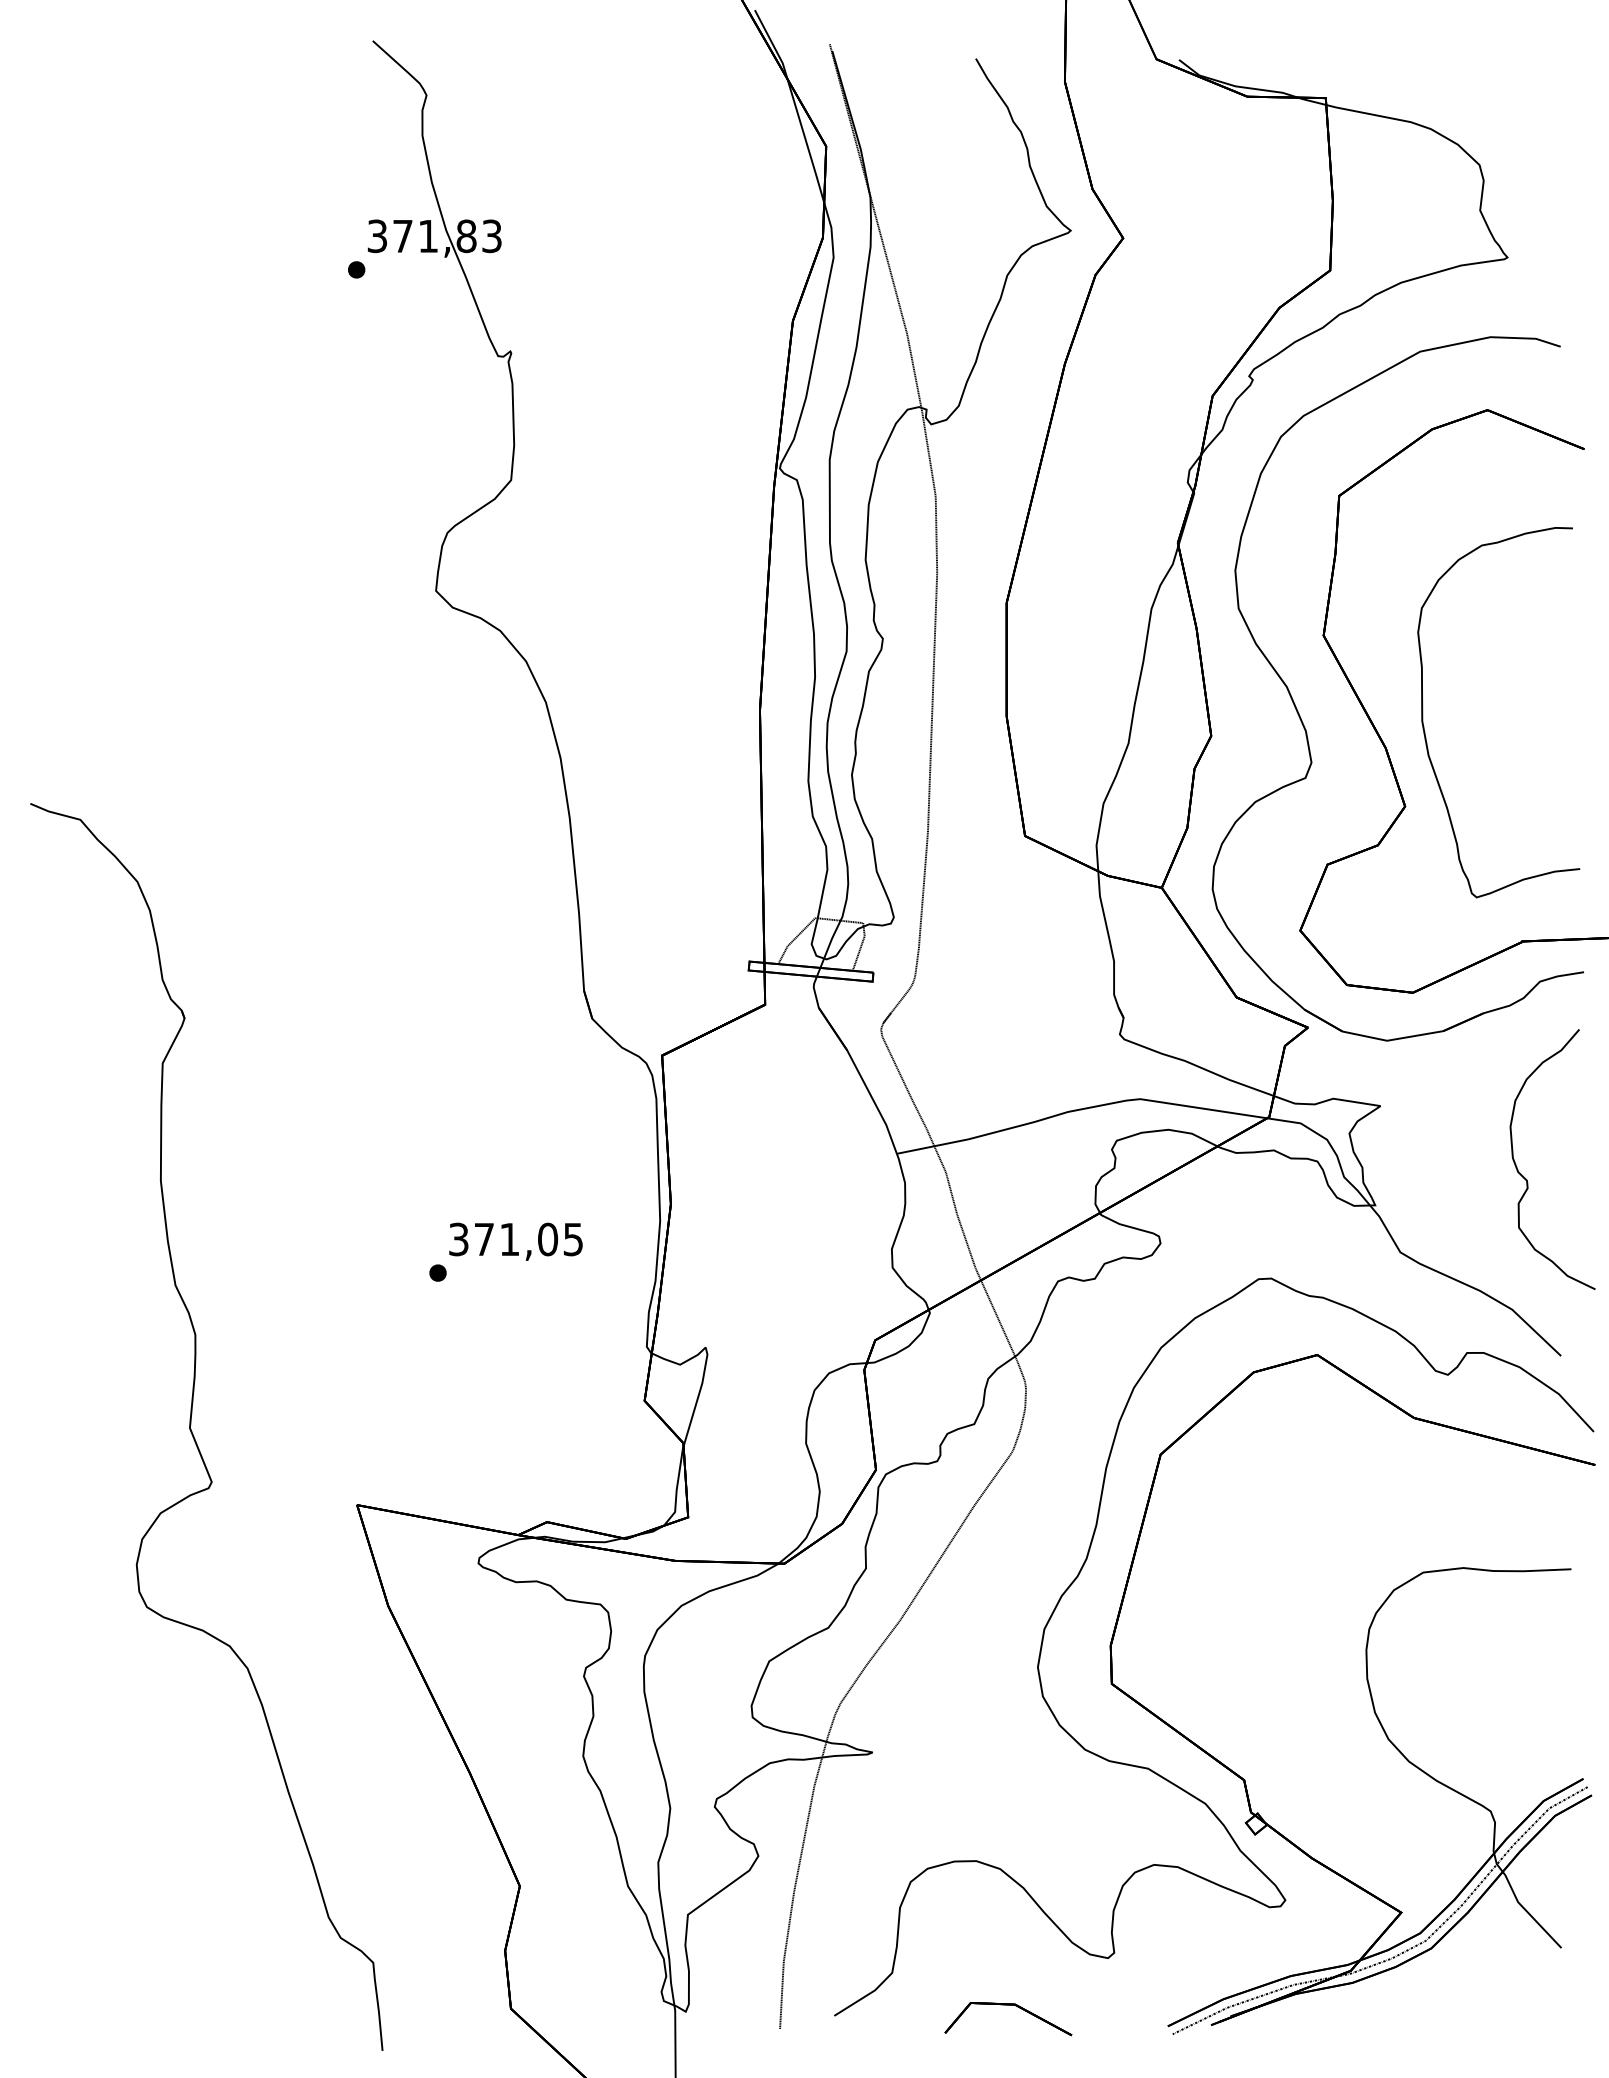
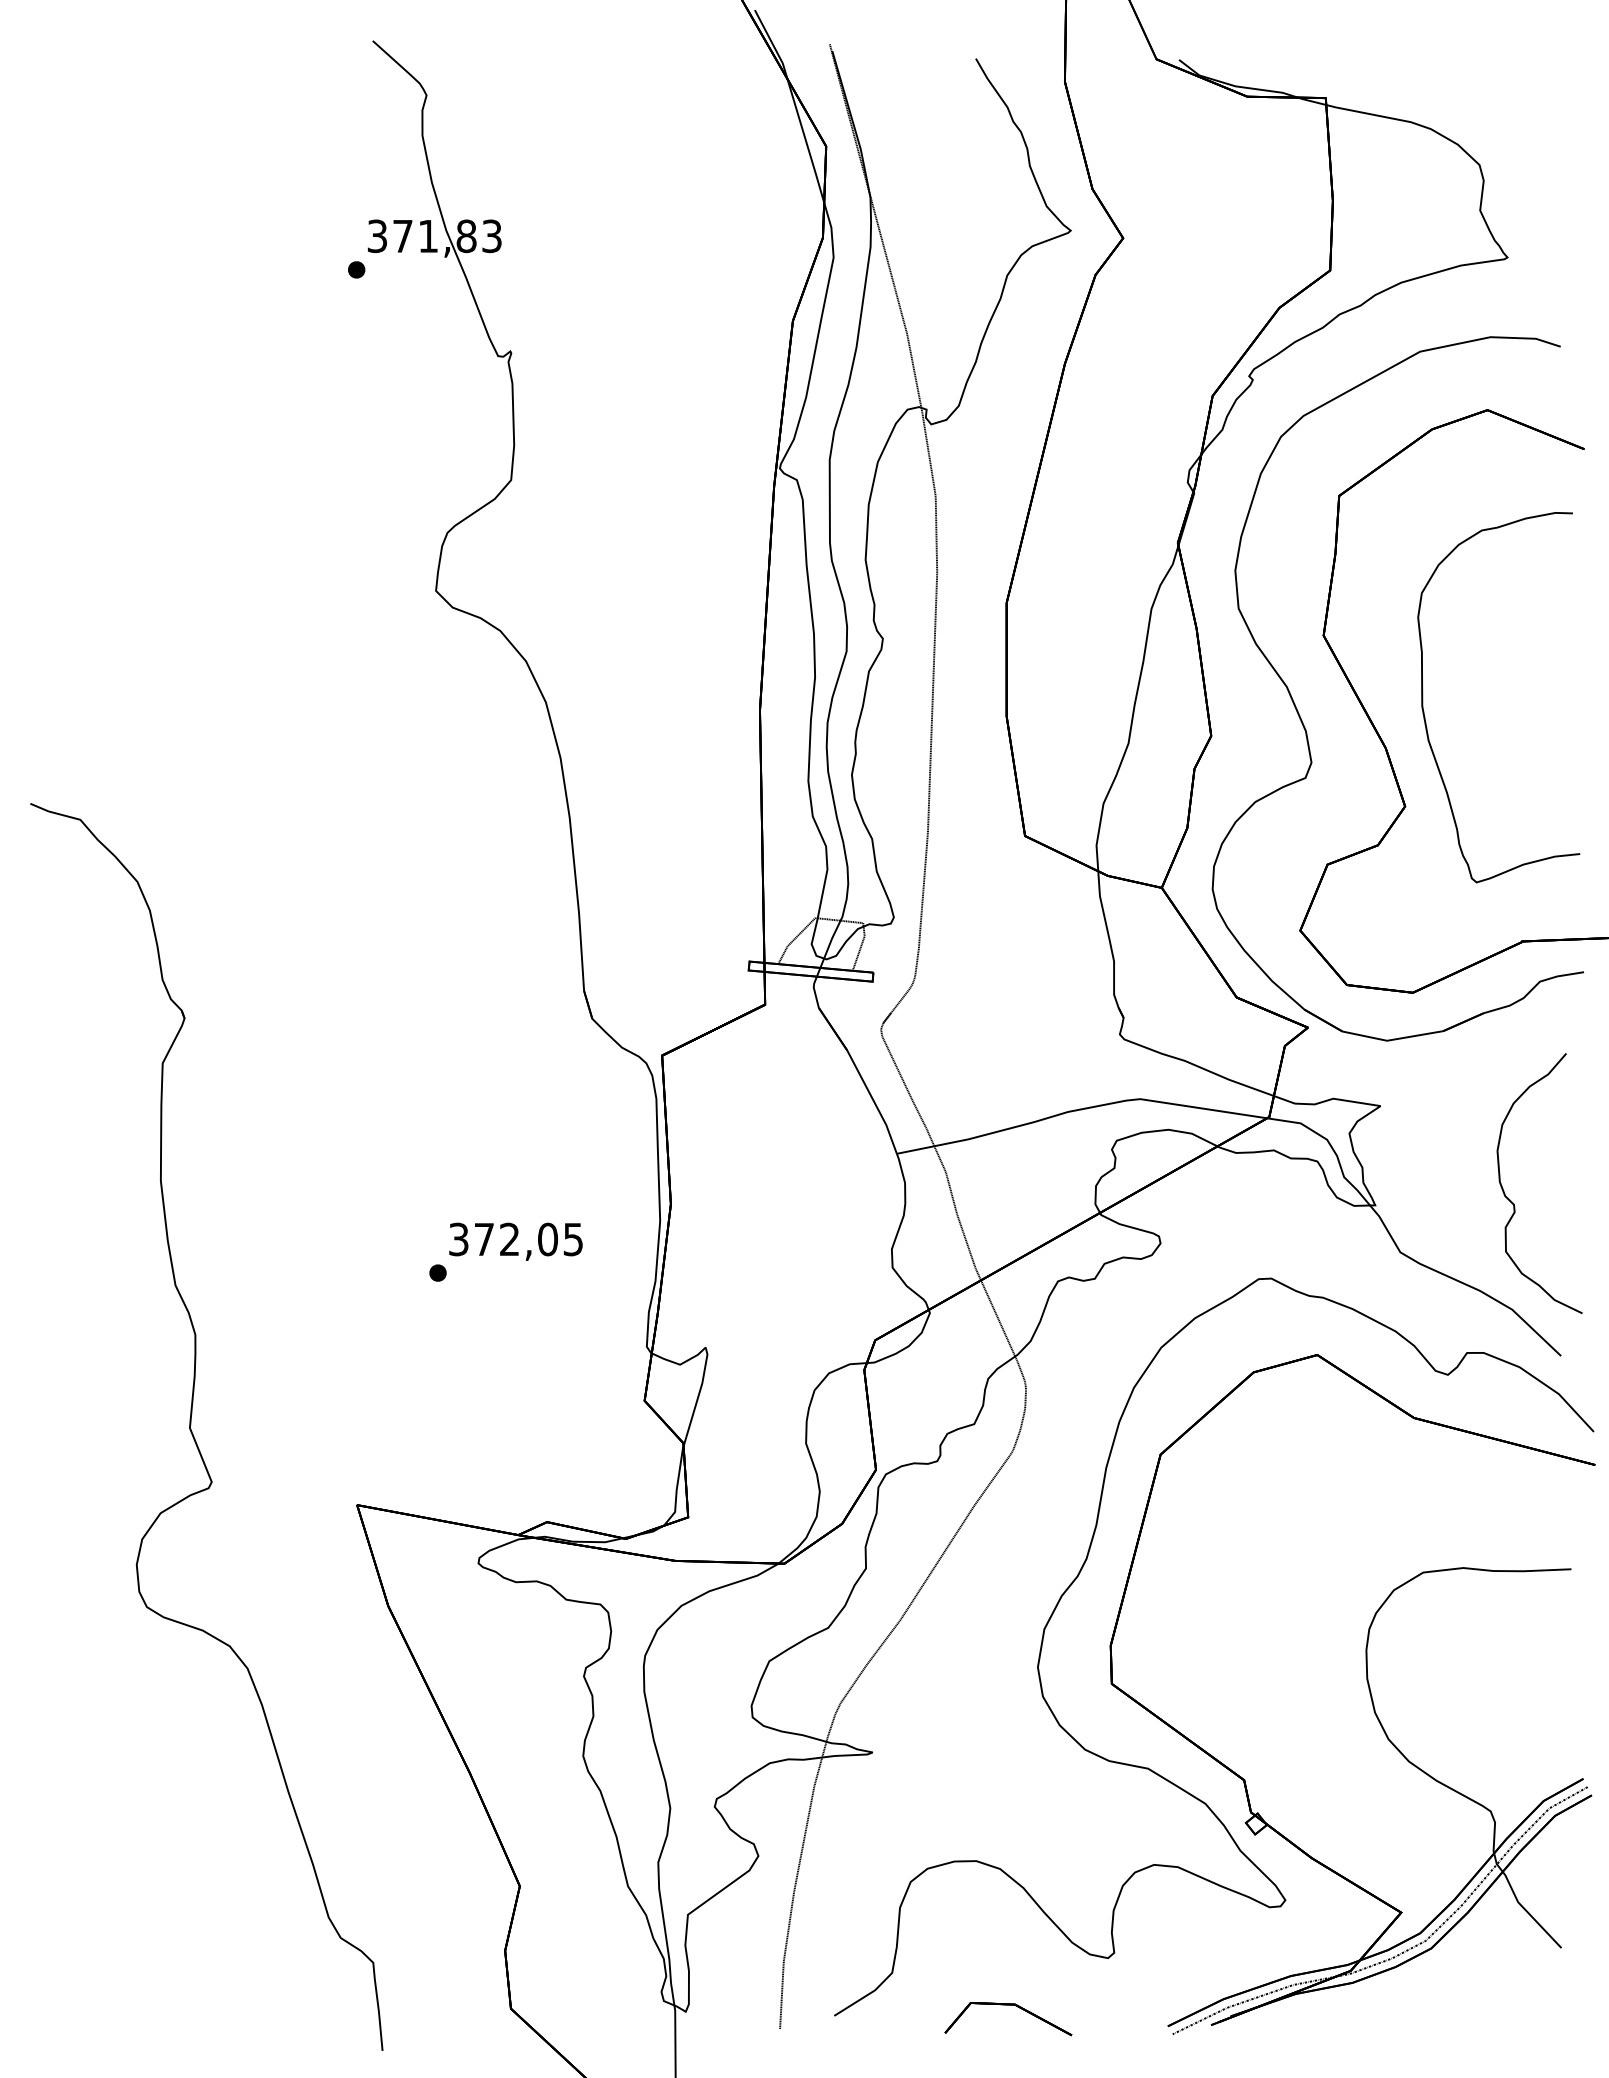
part position: (1423, 712) -> (1423, 697) (1423, 697)
curve position: (1527, 1179) -> (1514, 1203) (1514, 1203)
text: 371,05 -> 372,05 (509, 1238)
